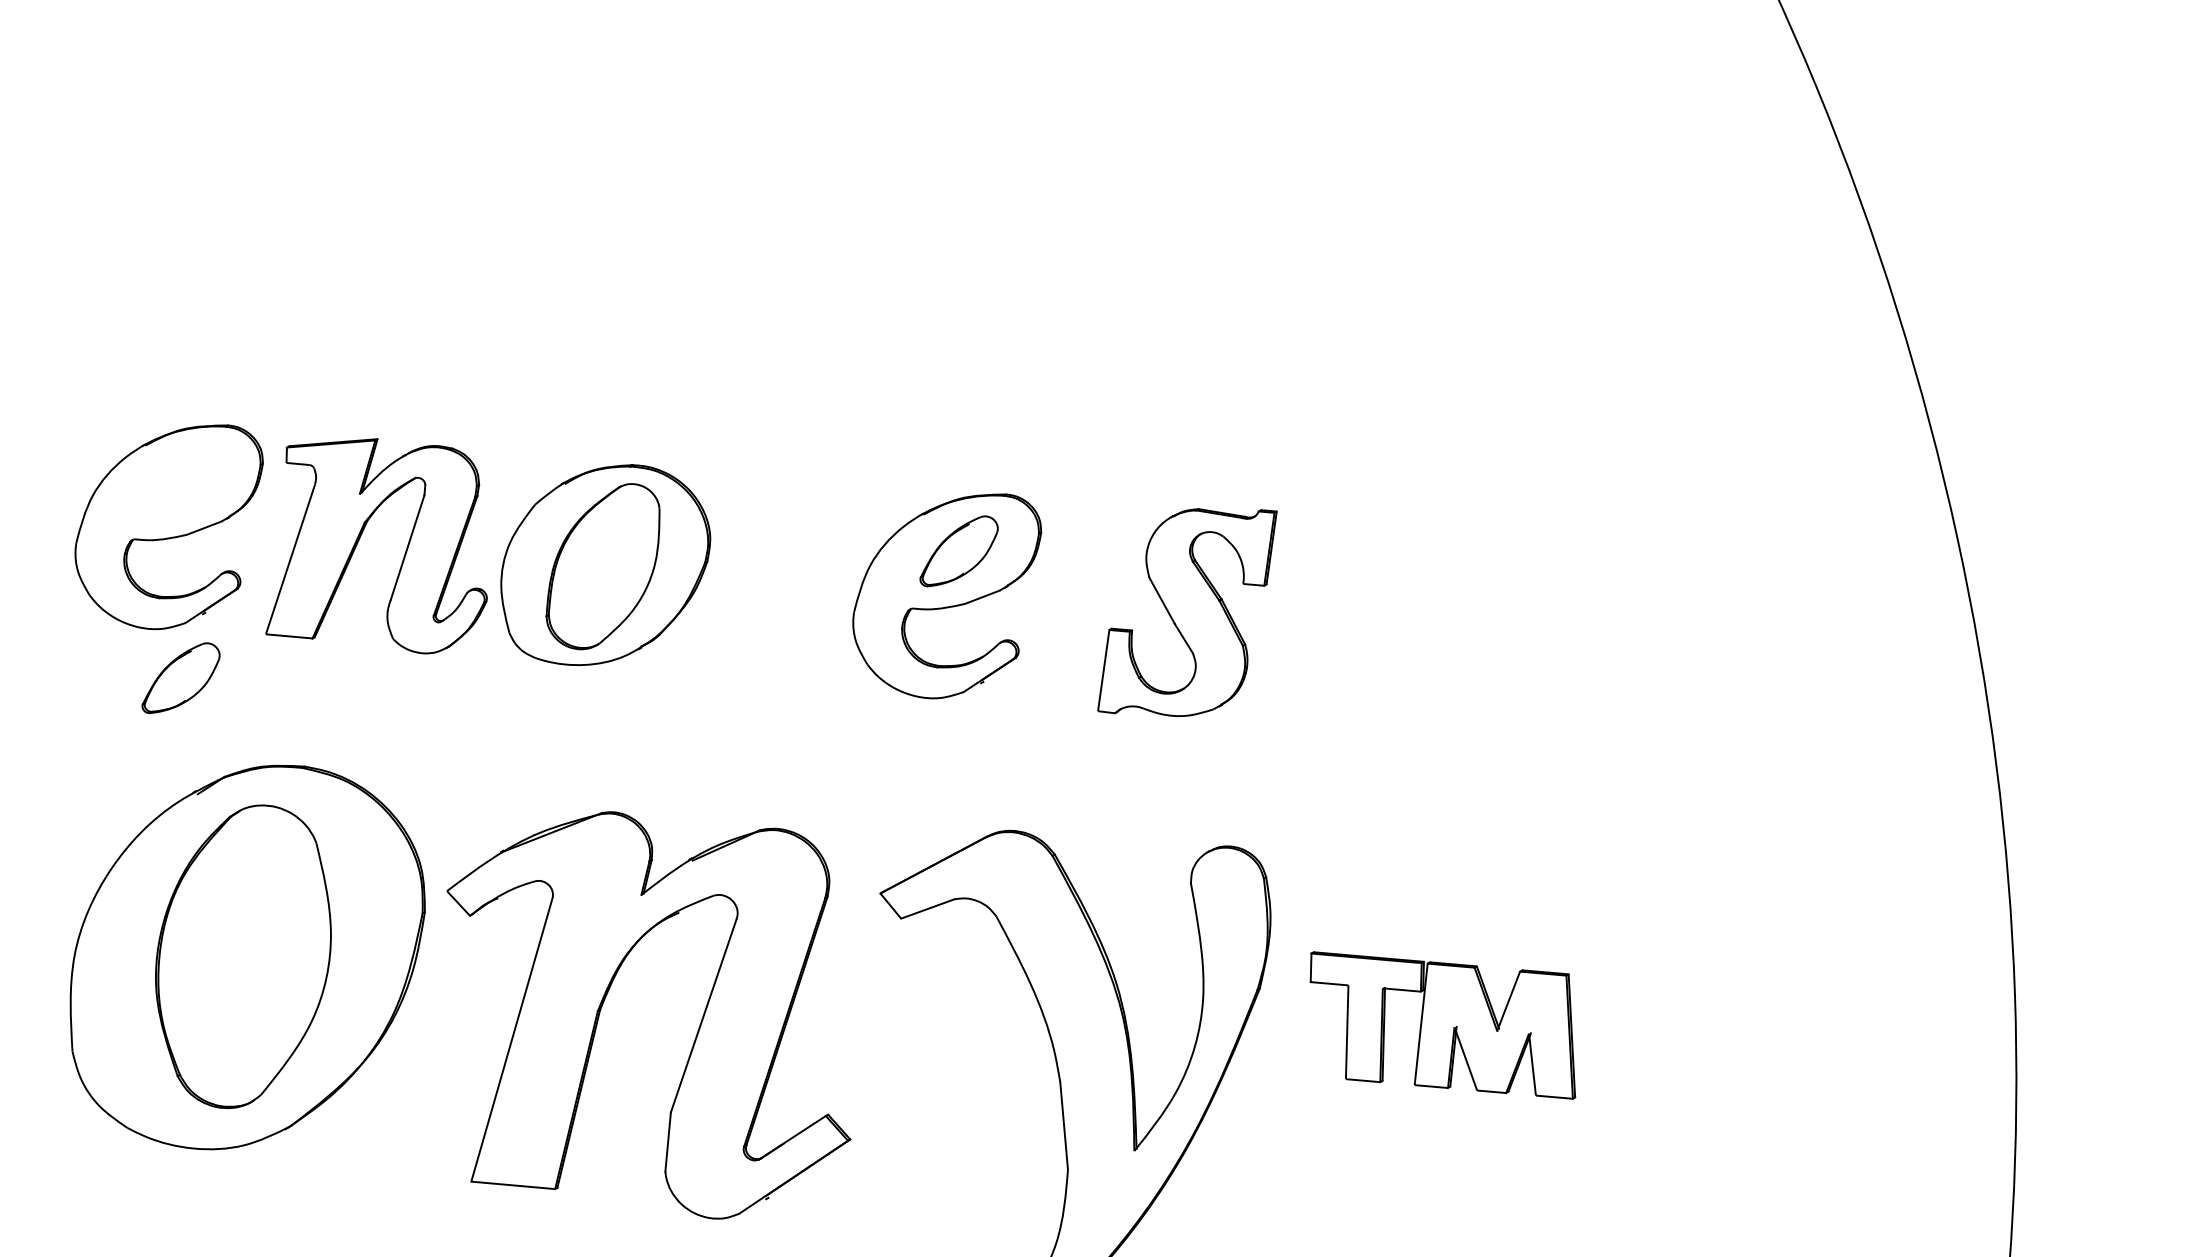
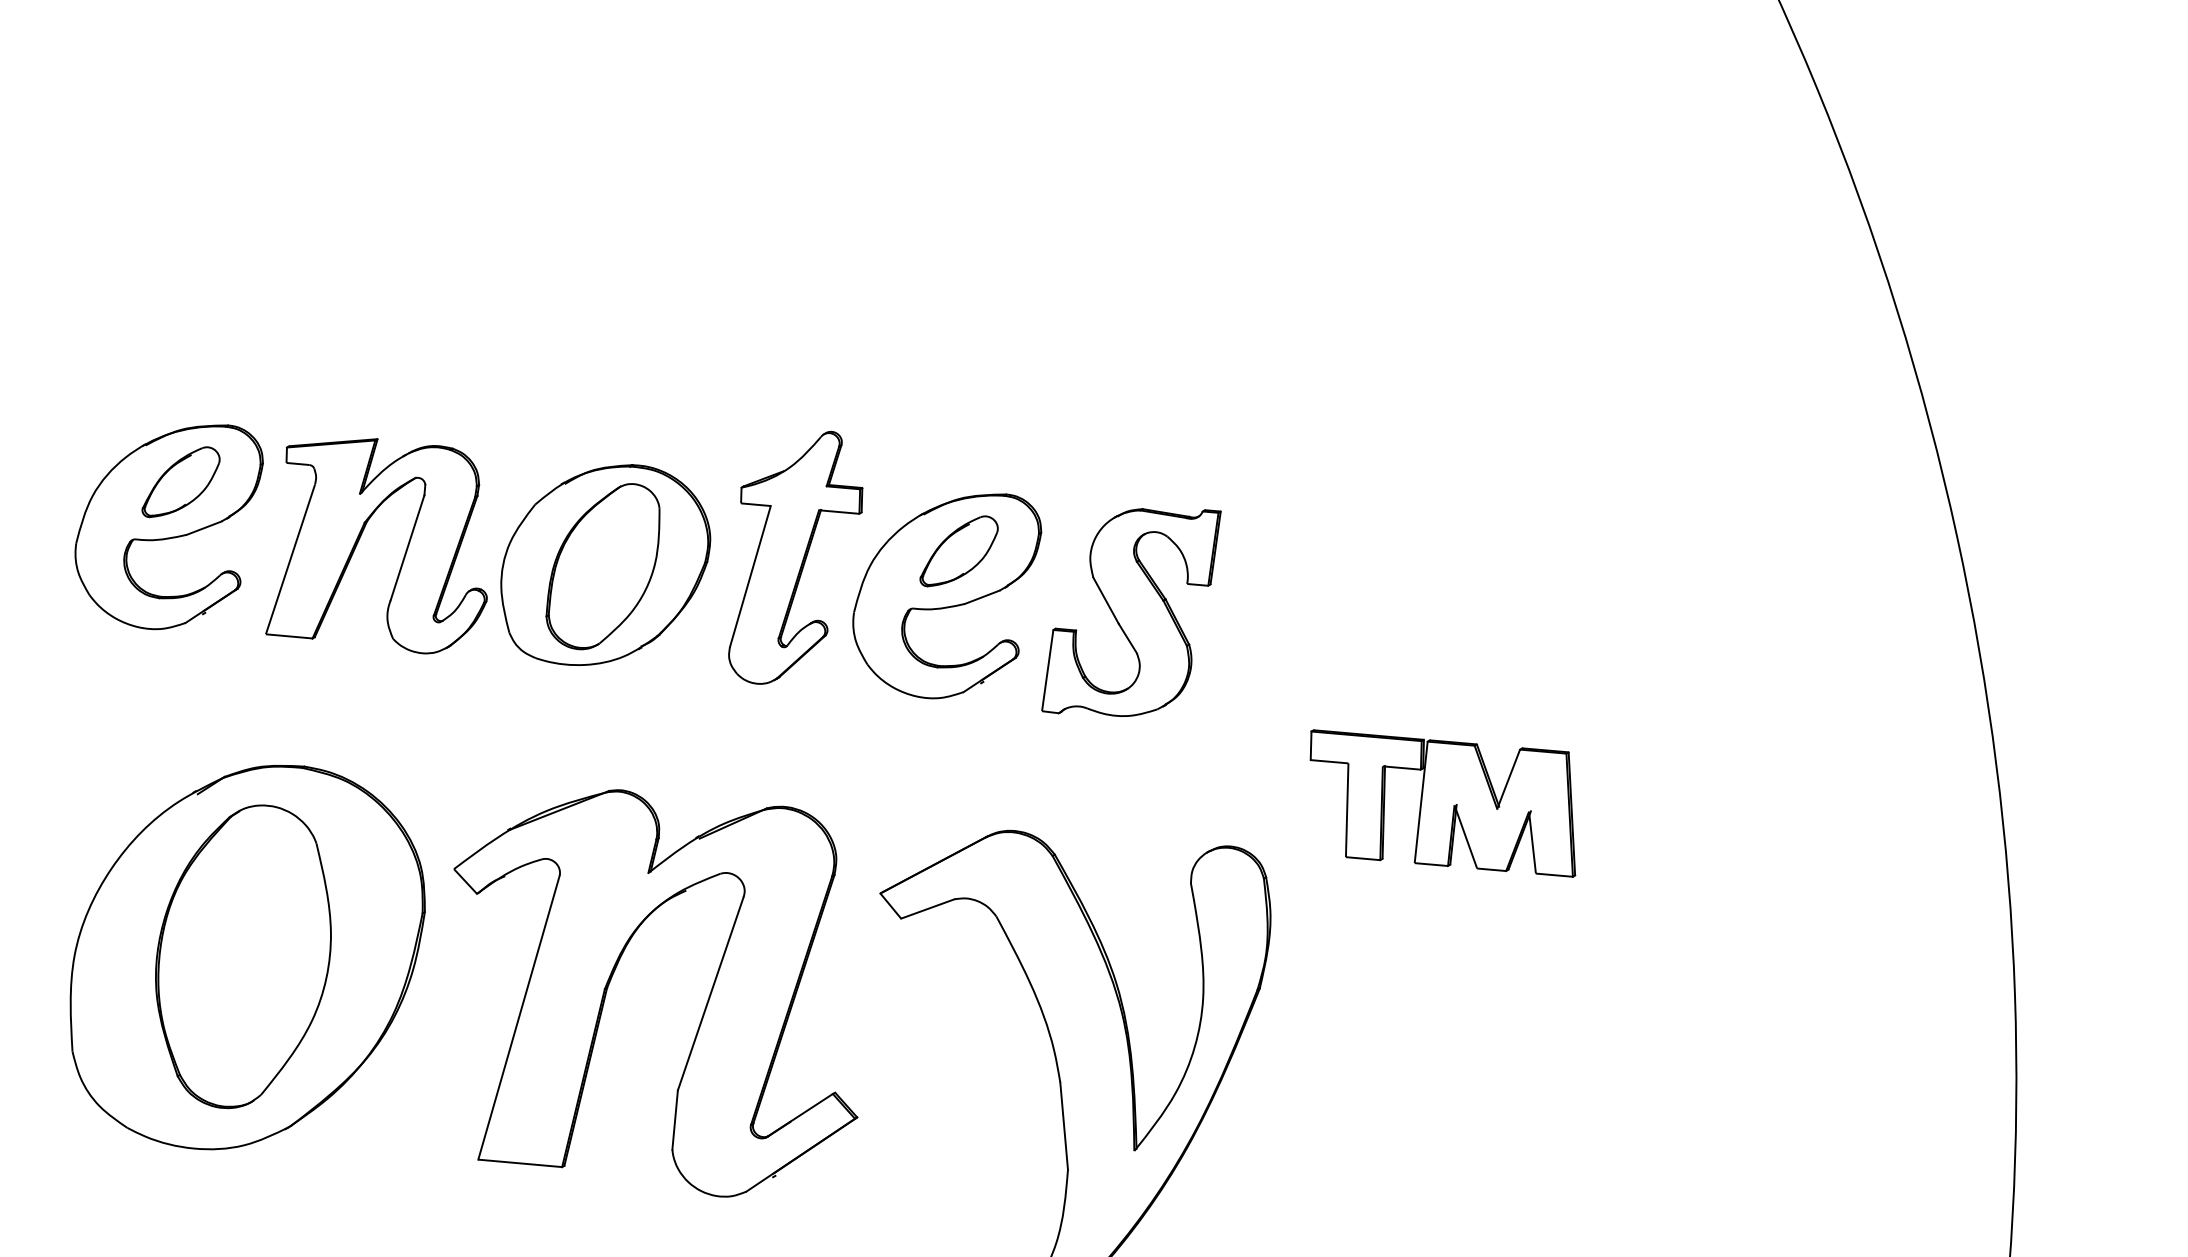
part: none -> present (795, 557)
part position: (1187, 612) -> (1131, 612) (1131, 612)
part position: (180, 678) -> (180, 482) (180, 482)
part position: (606, 997) -> (613, 975) (613, 975)
part position: (1442, 1025) -> (1442, 803) (1442, 803)
